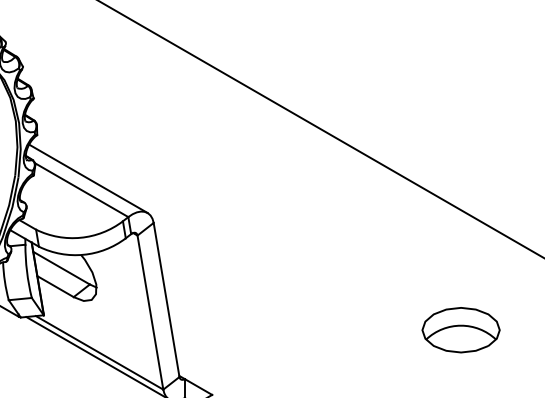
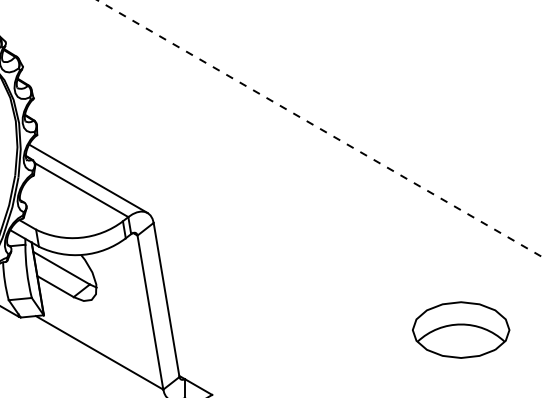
line: solid -> dashed (321, 129)
part size: 80x47 px -> 99x58 px (461, 329)
line: present -> none (93, 355)
